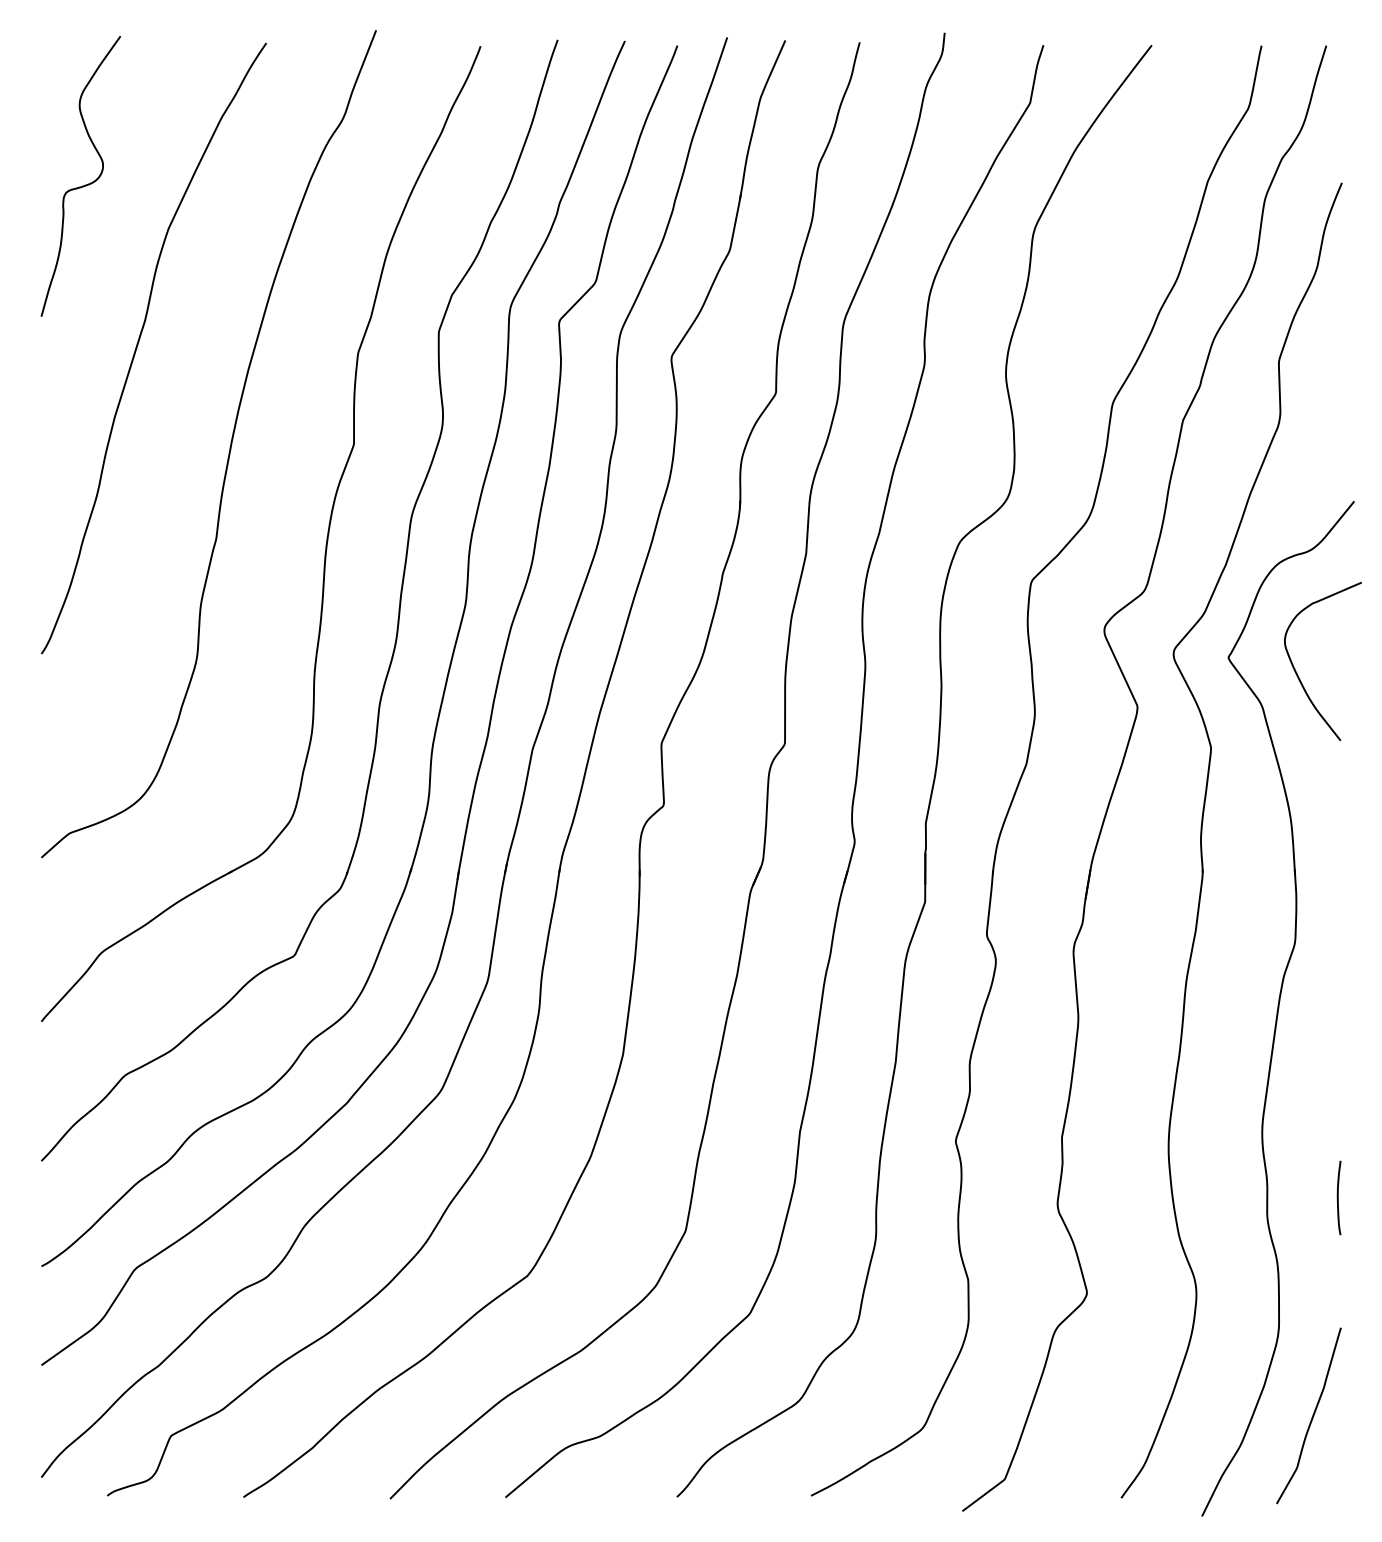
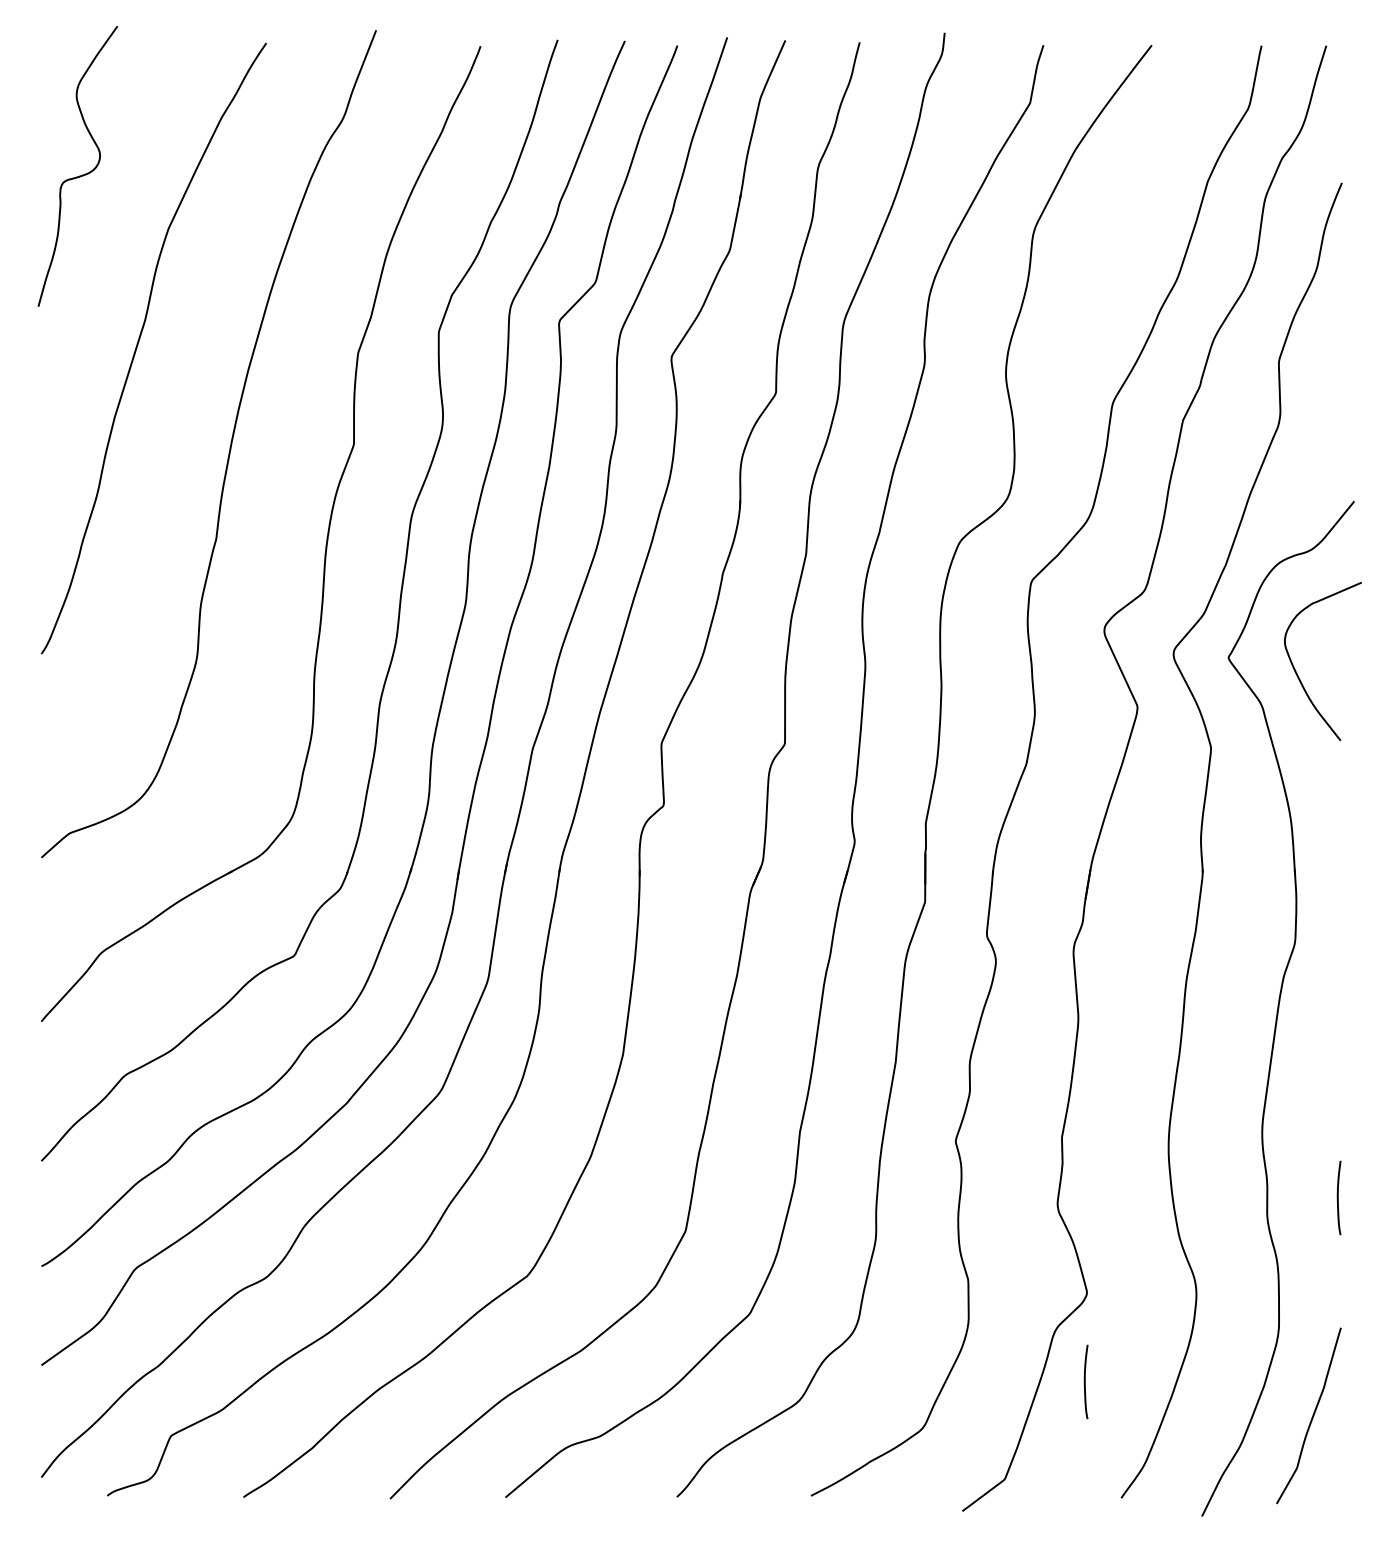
curve position: (82, 185) -> (79, 175) (79, 175)
curve: none -> present (1085, 1381)
